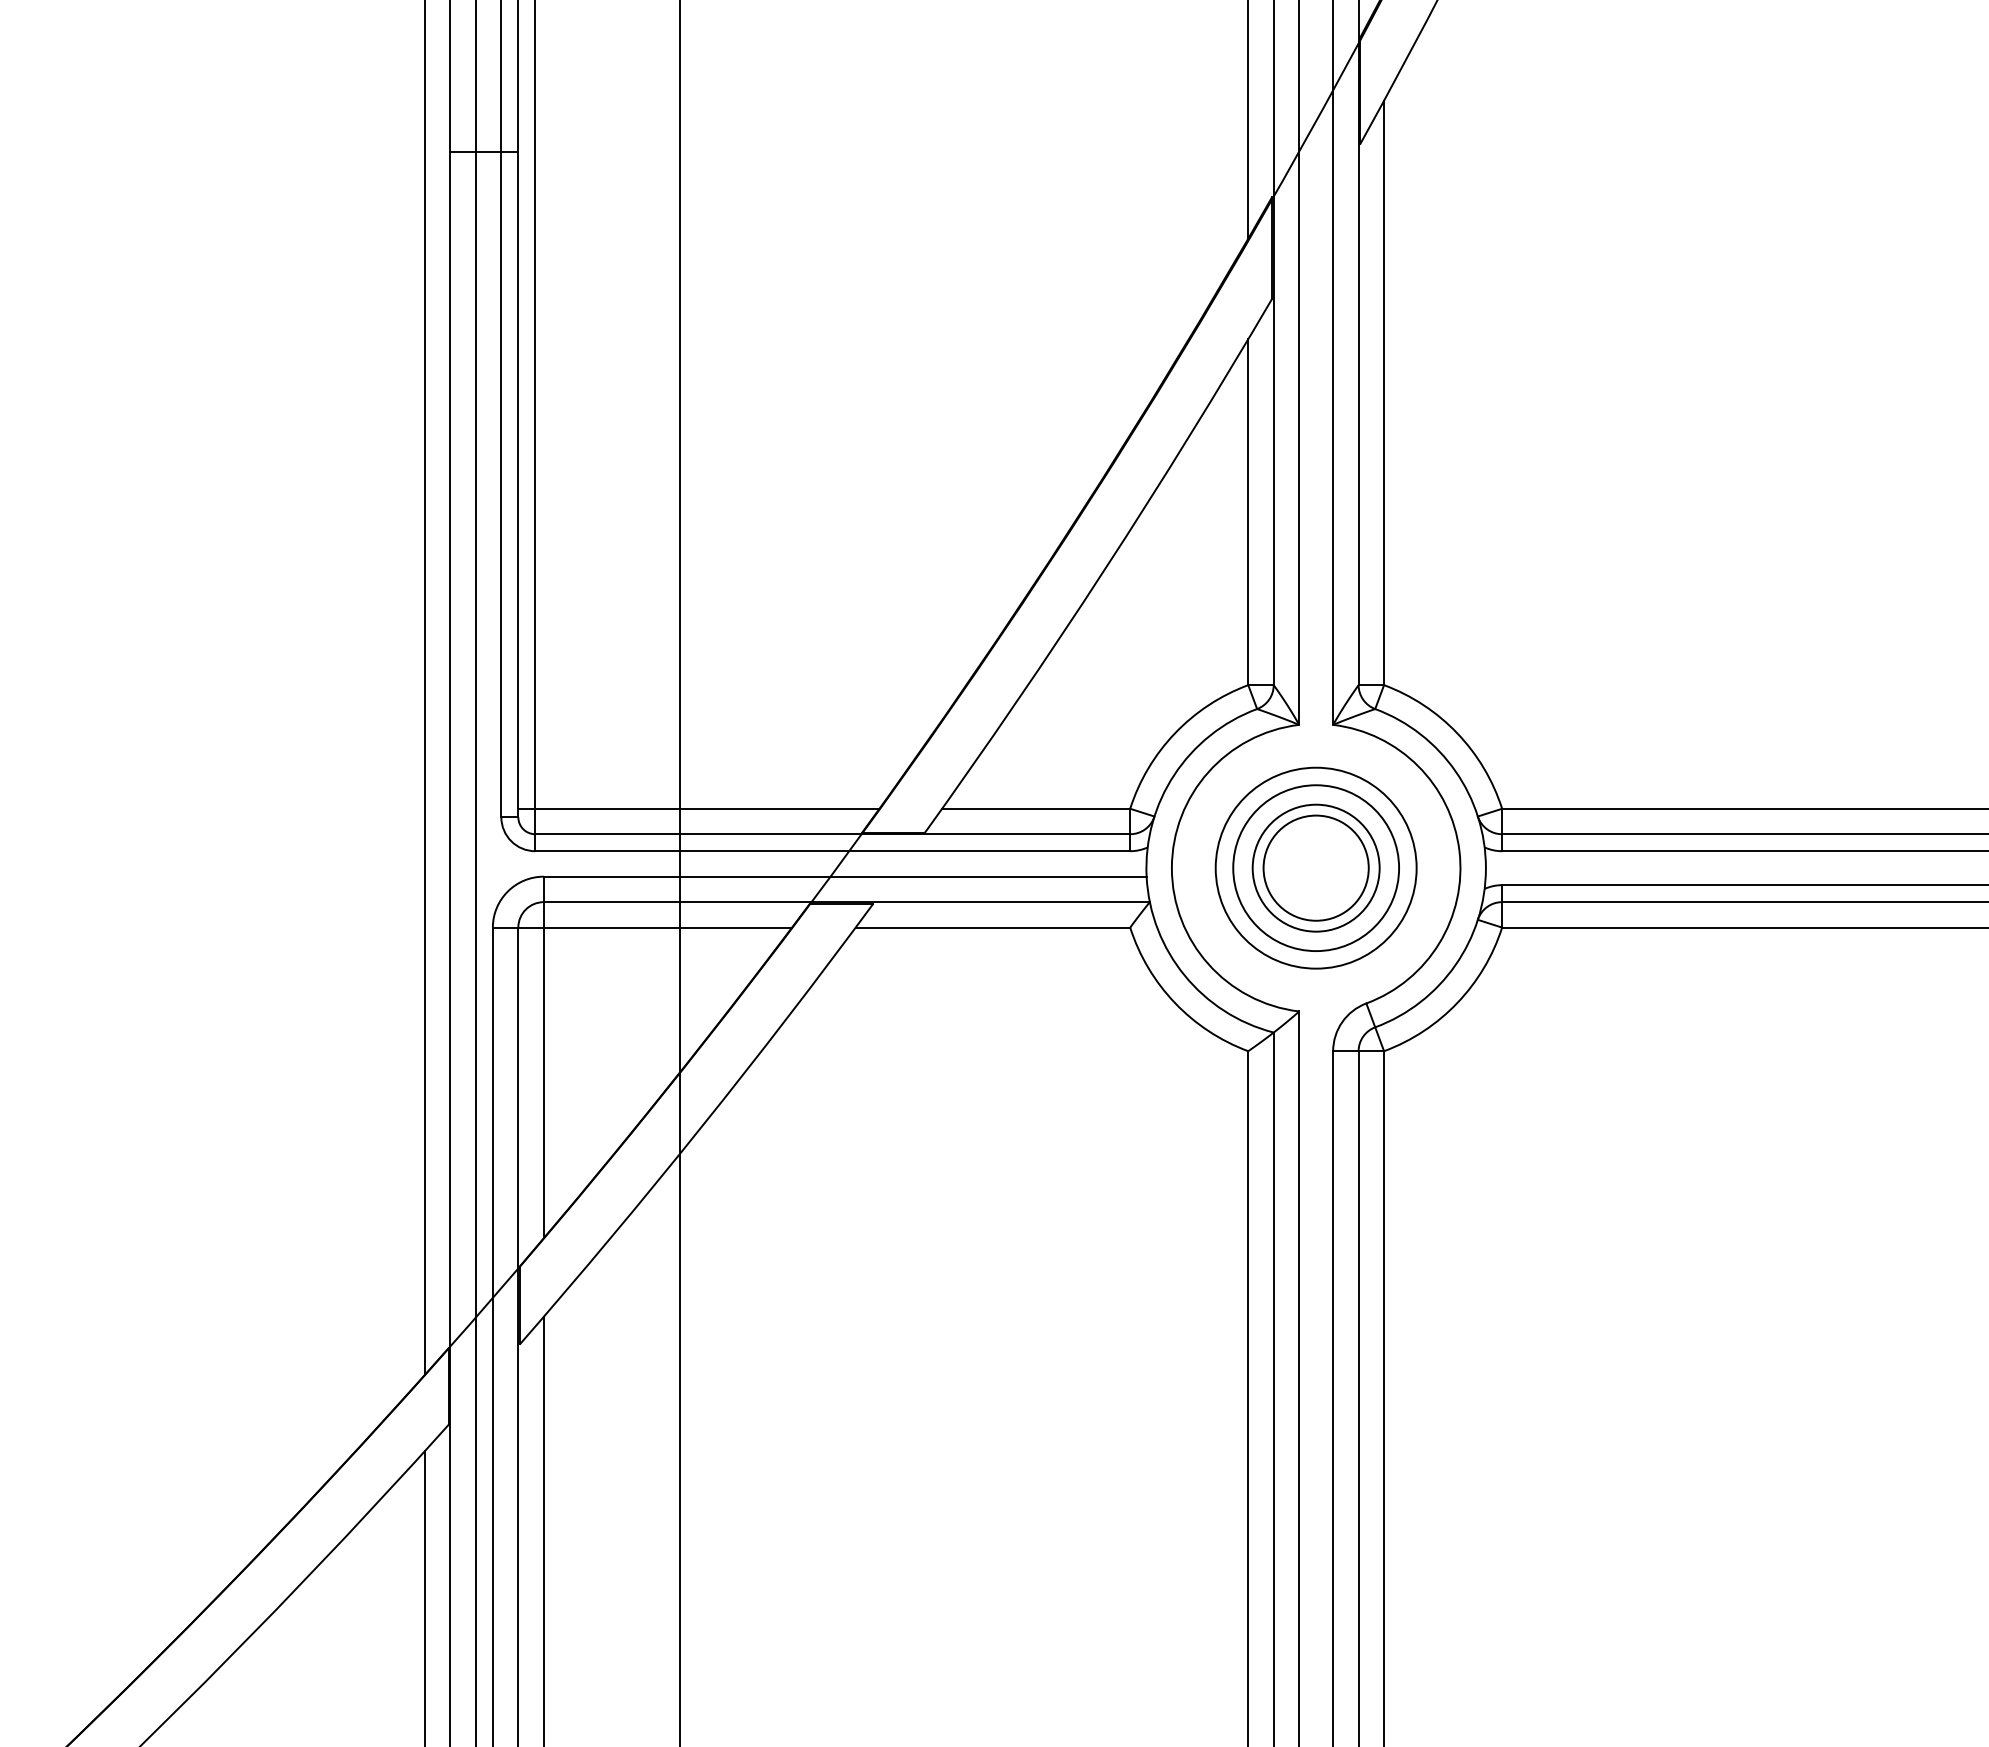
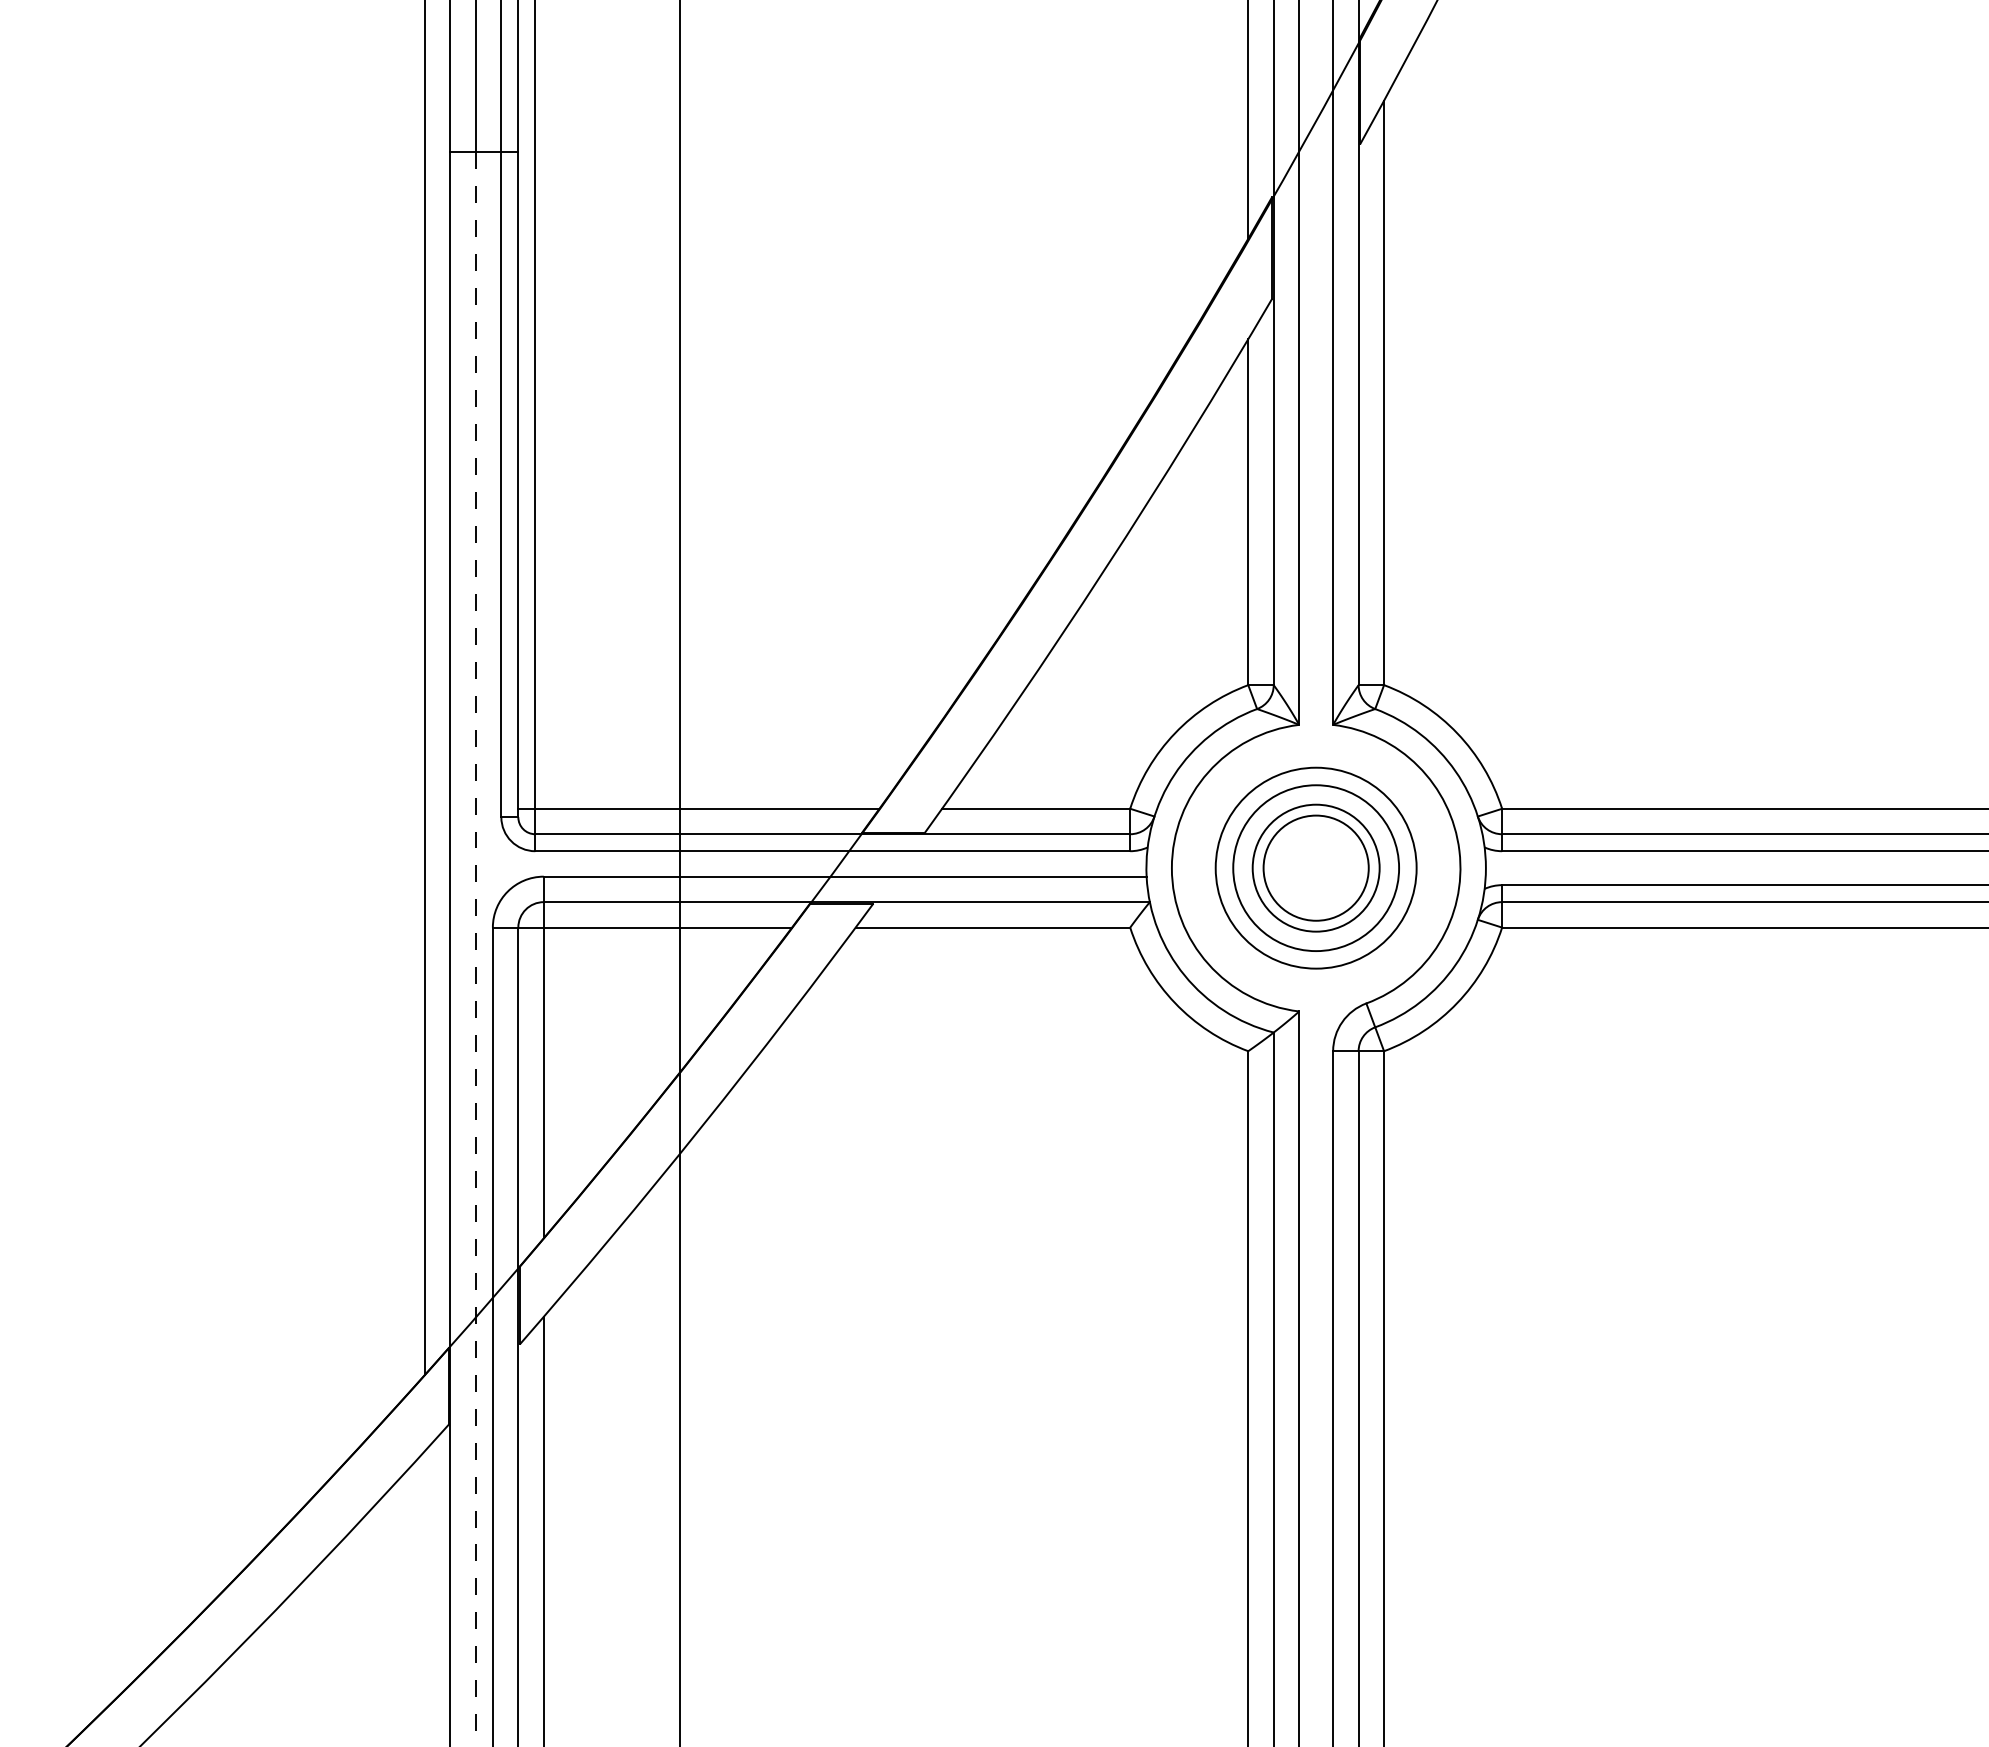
line: solid -> dashed (475, 949)
line: present -> none (424, 1597)
